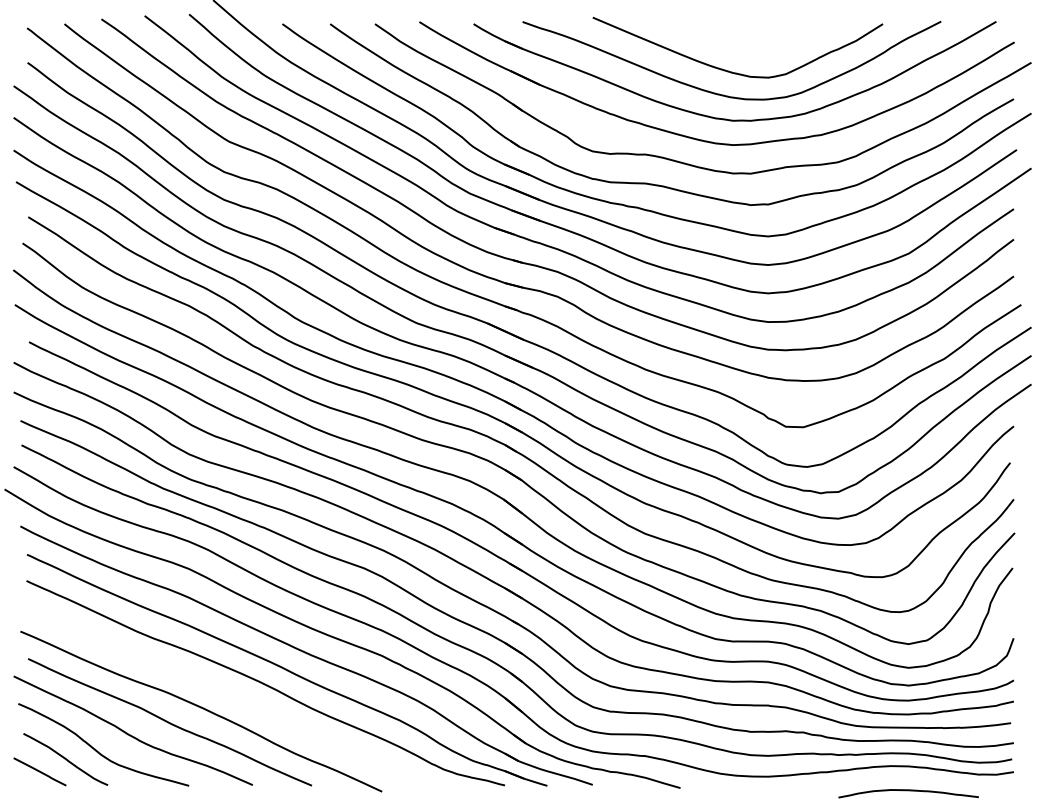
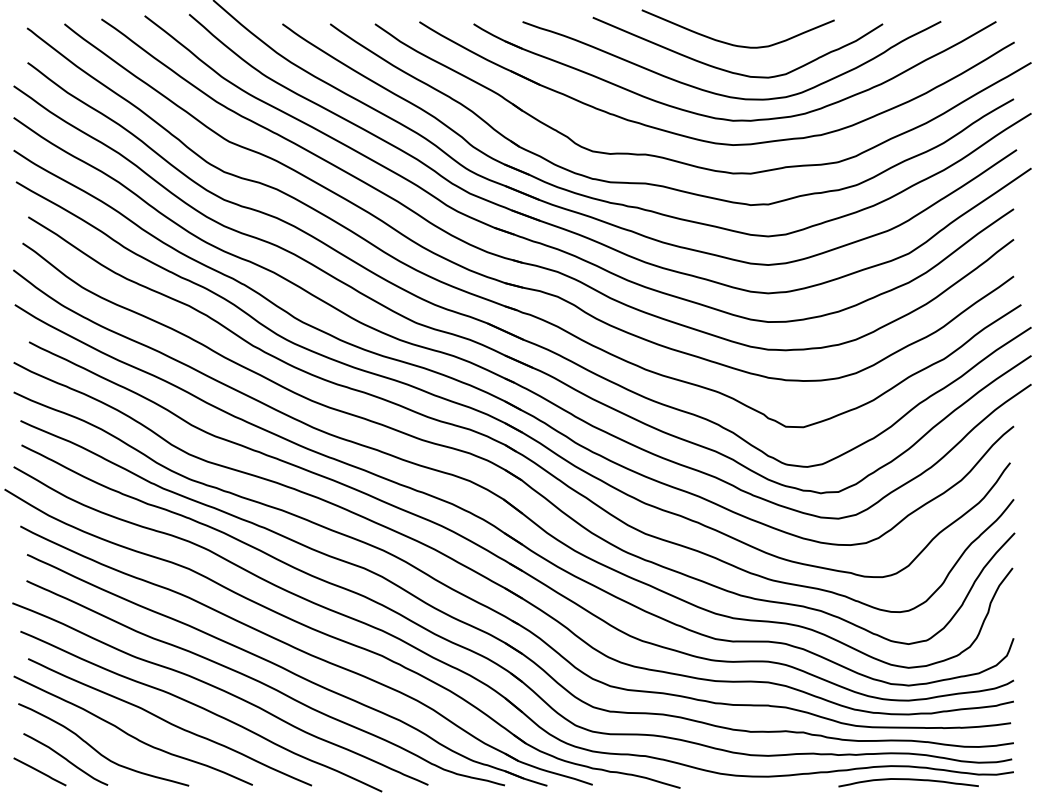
curve: none -> present (735, 44)
curve: none -> present (222, 691)
curve position: (908, 791) -> (908, 780) (908, 780)
